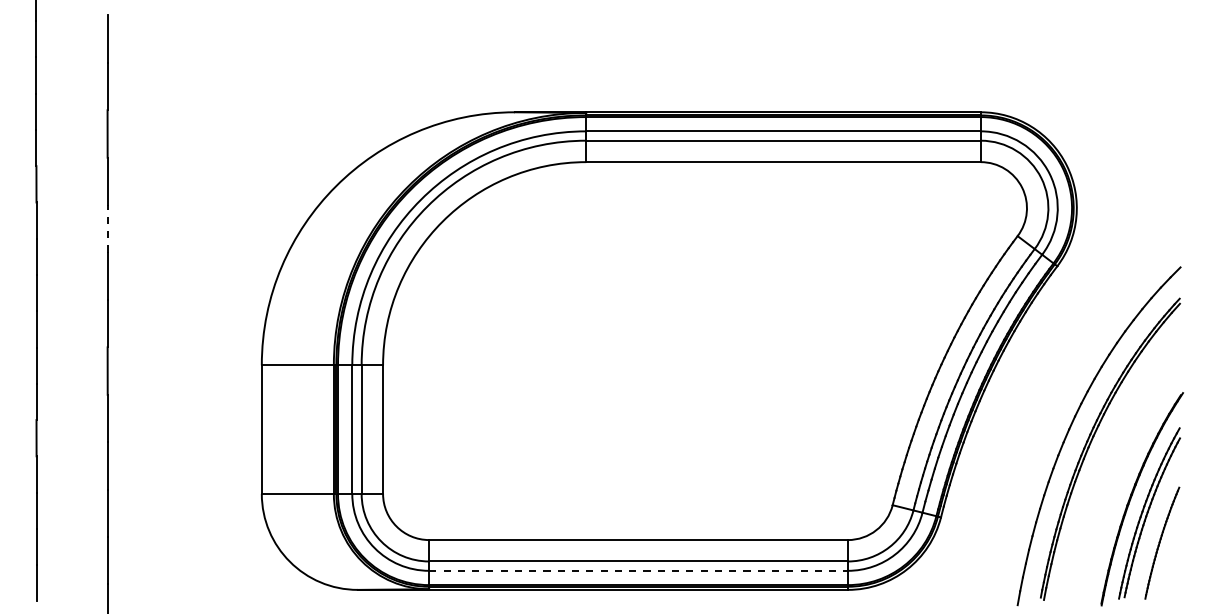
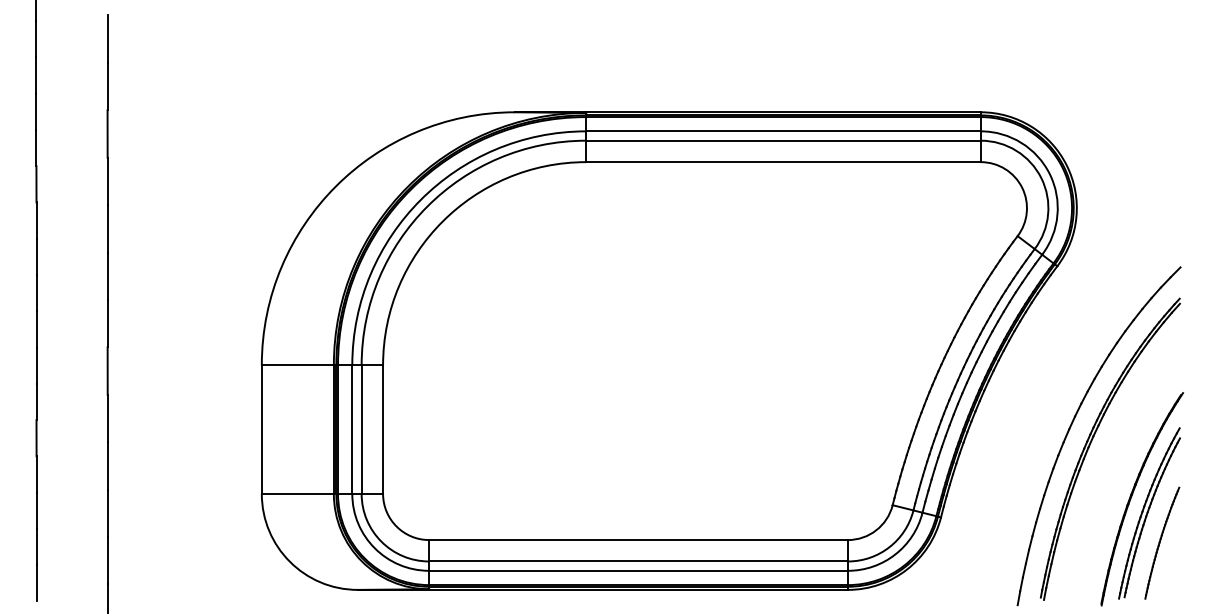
line: dashed -> solid (107, 228)
line: dashed -> solid (639, 570)
